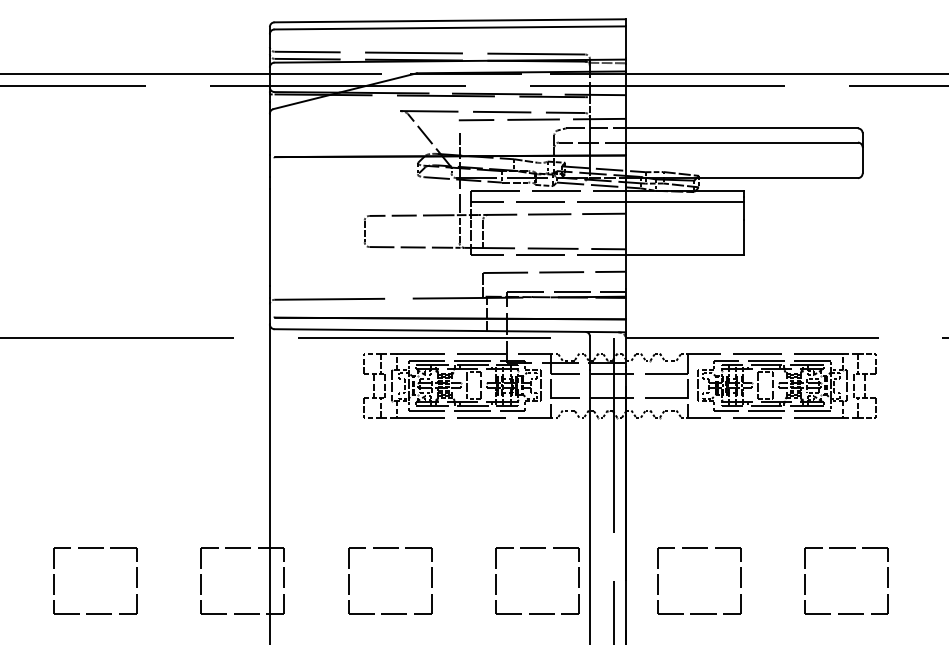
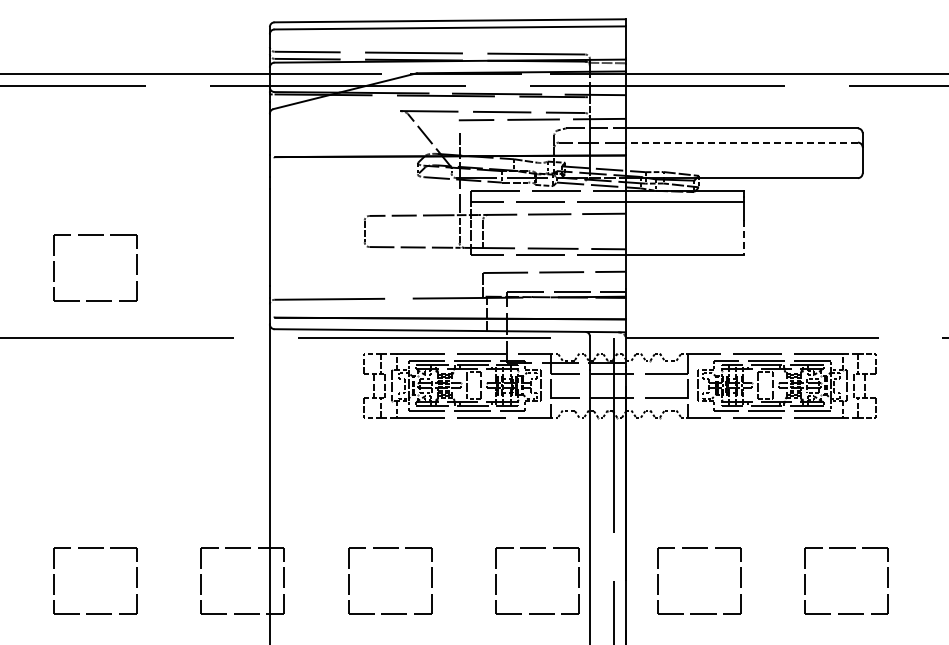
line: solid -> dashed (741, 142)
part: none -> present (95, 235)
line: solid -> dashed (744, 237)
